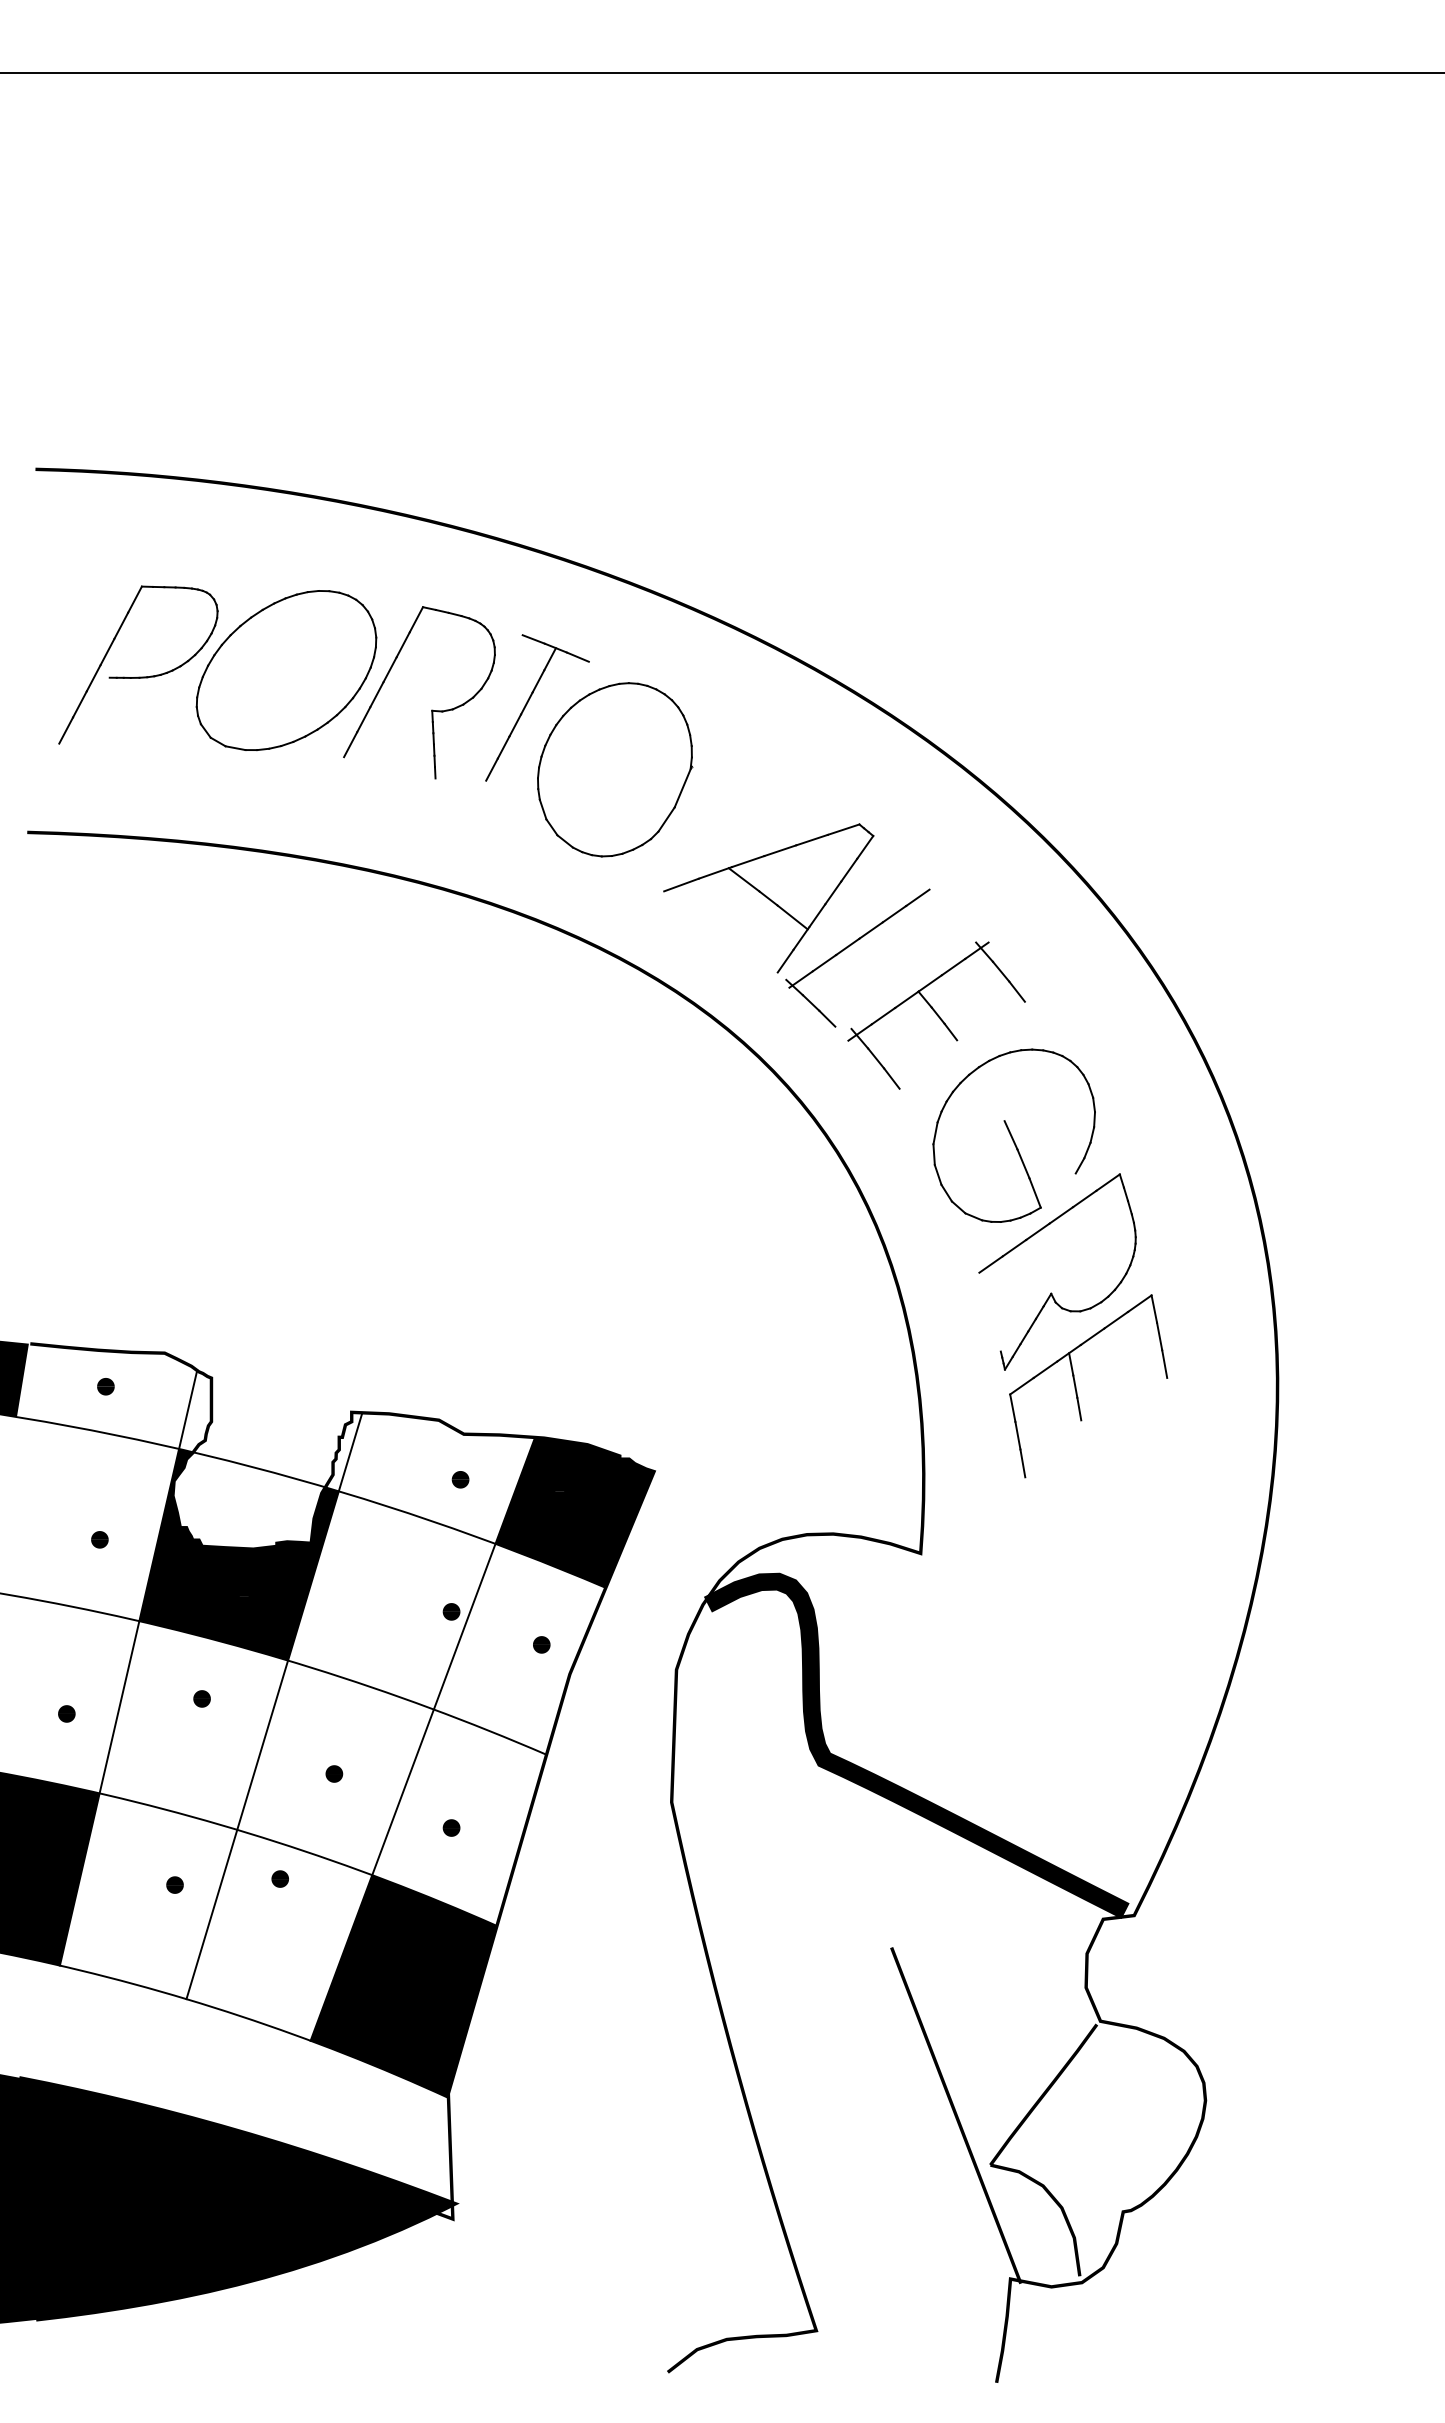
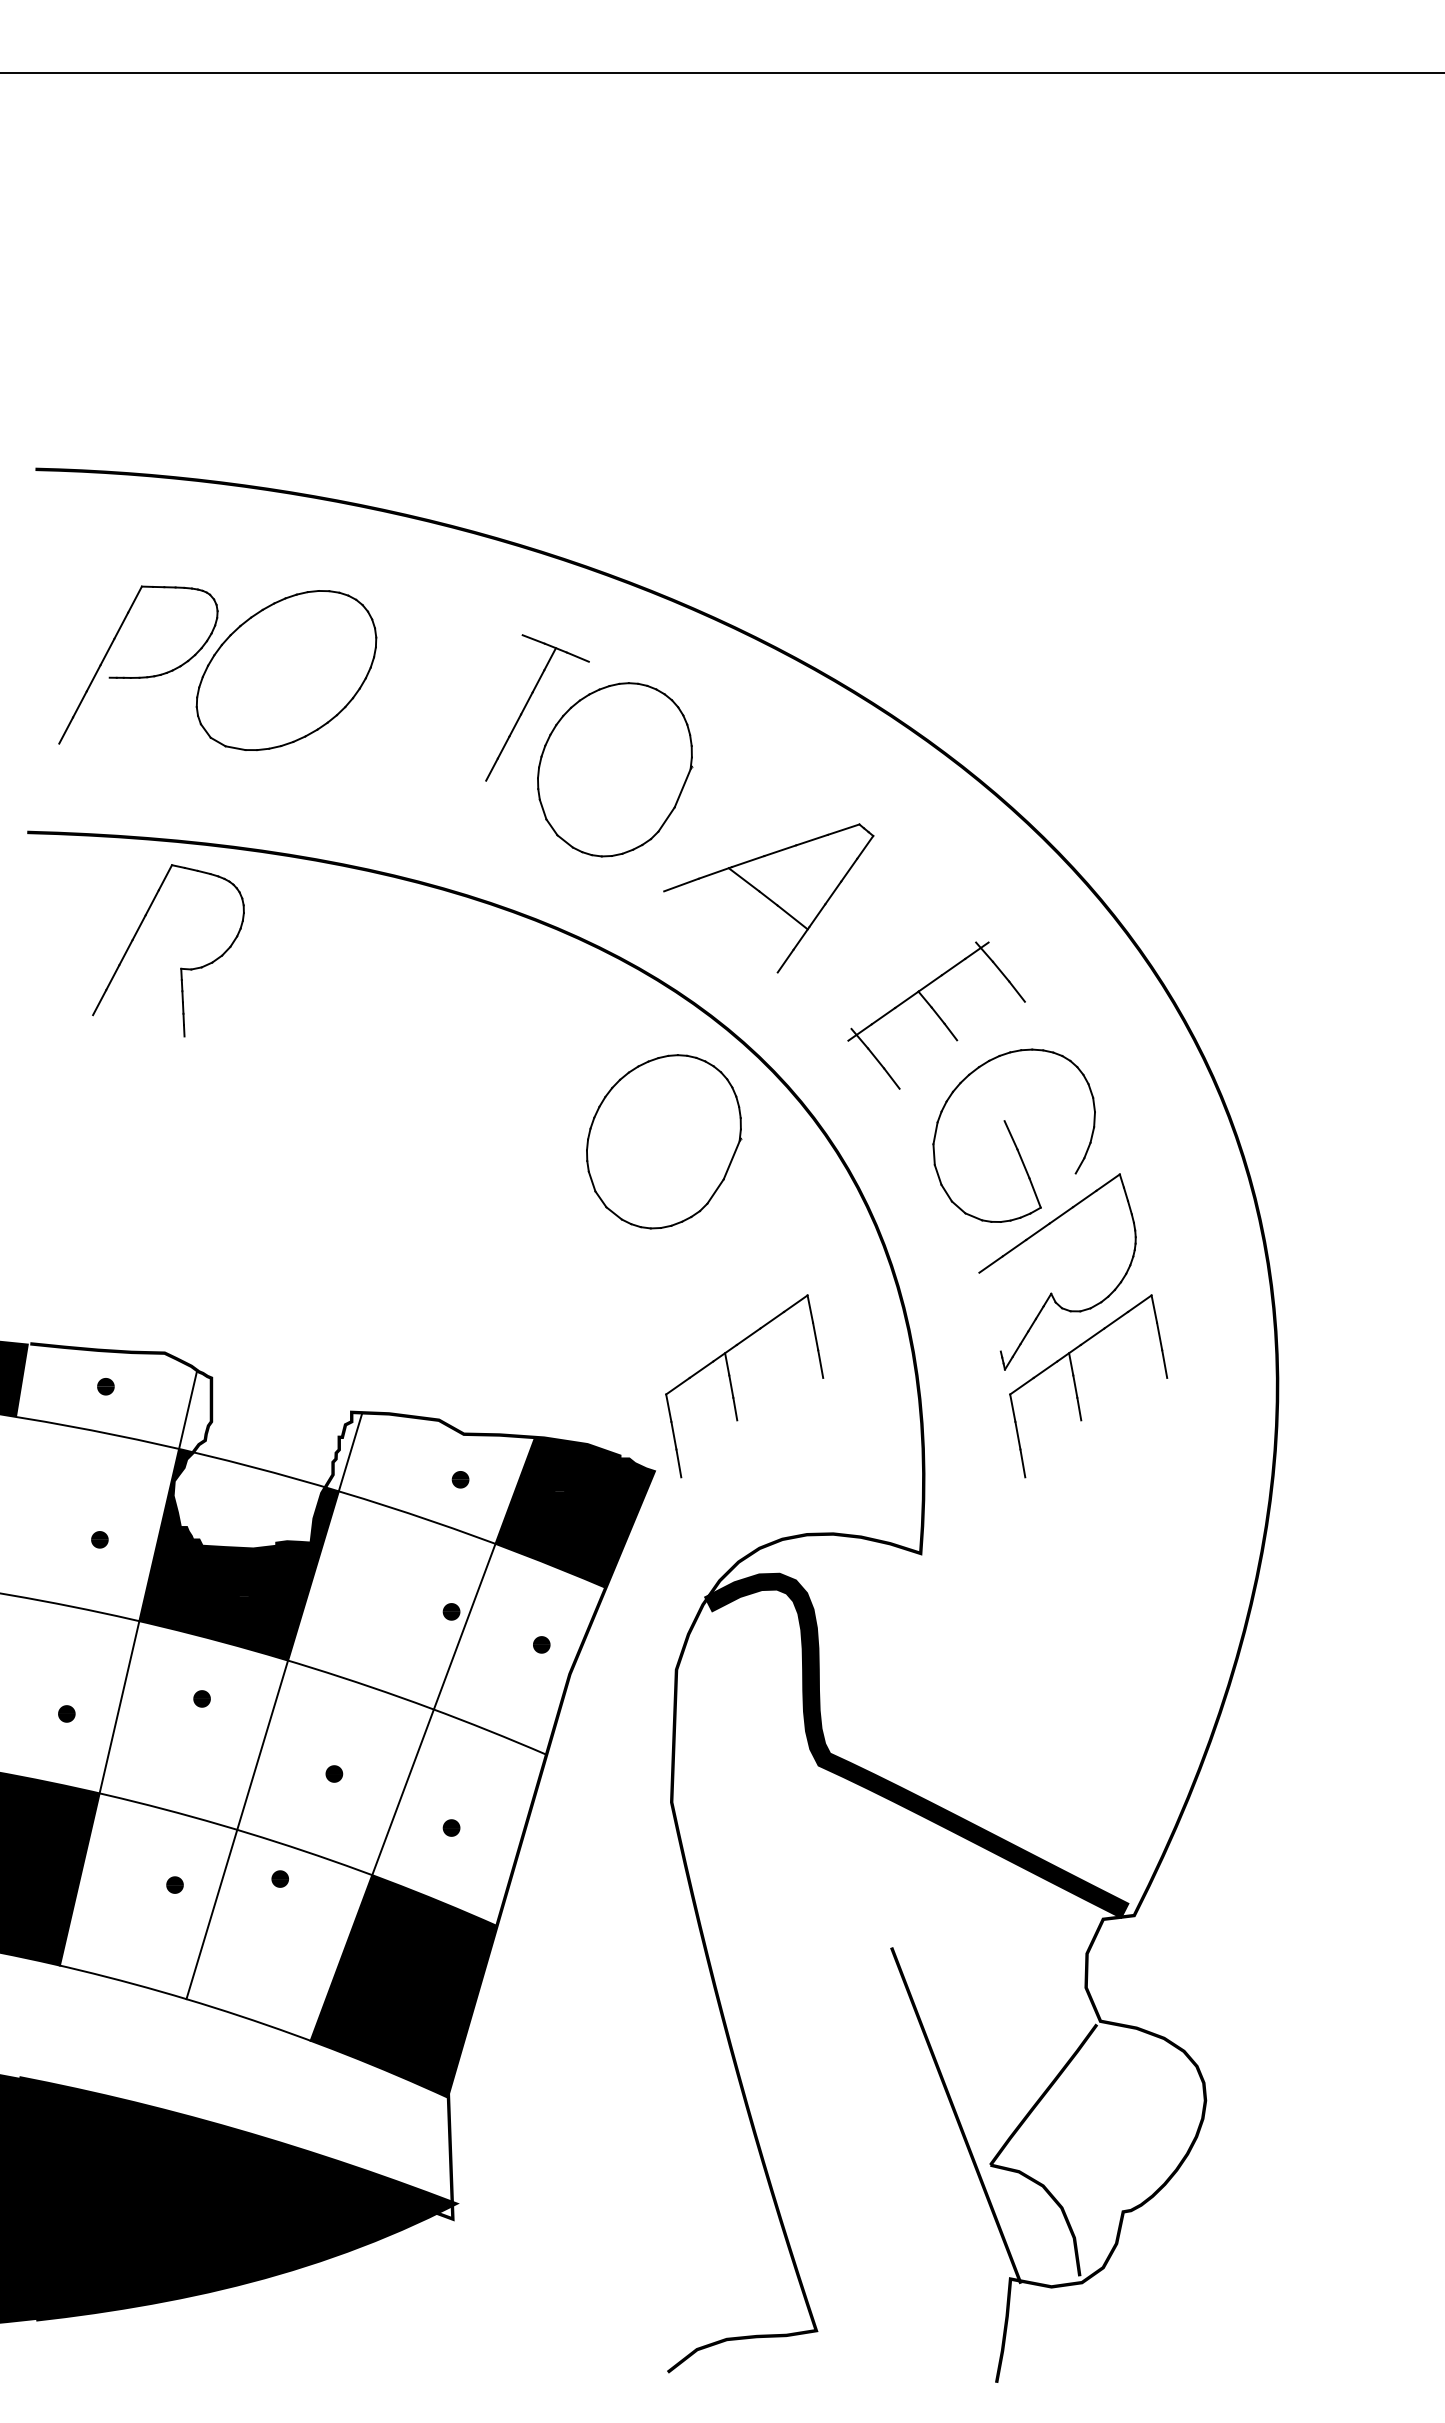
part position: (431, 709) -> (180, 967) (180, 967)
part: present -> none (850, 946)
part: none -> present (664, 1141)
part: none -> present (732, 1386)
